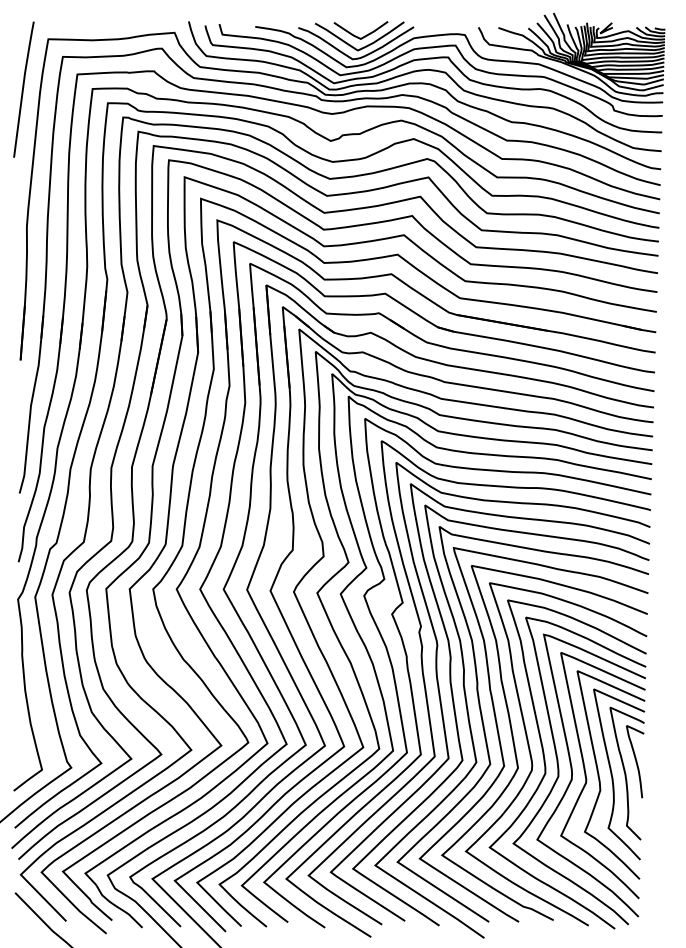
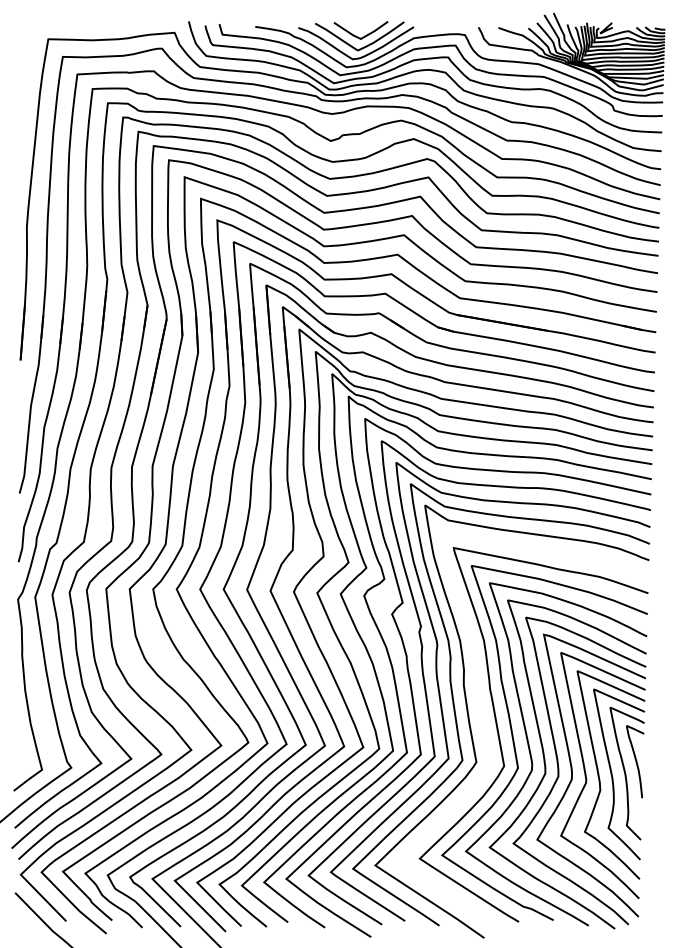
line: present -> none (23, 89)
curve: present -> none (485, 730)
